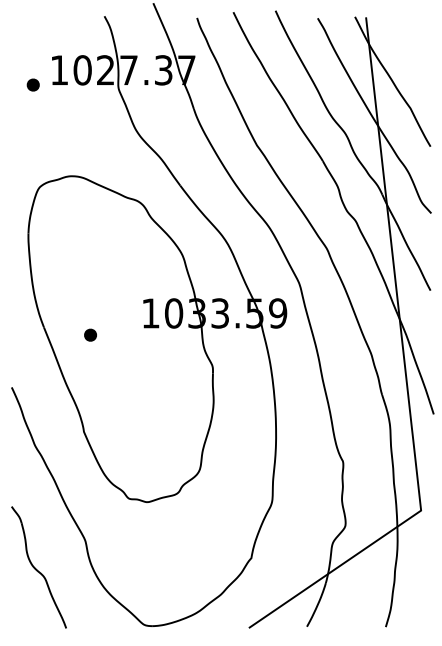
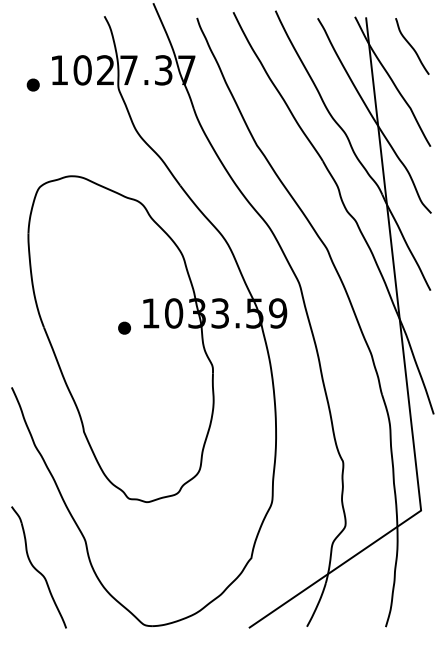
curve: none -> present (412, 46)
part position: (90, 334) -> (124, 327) (124, 327)
